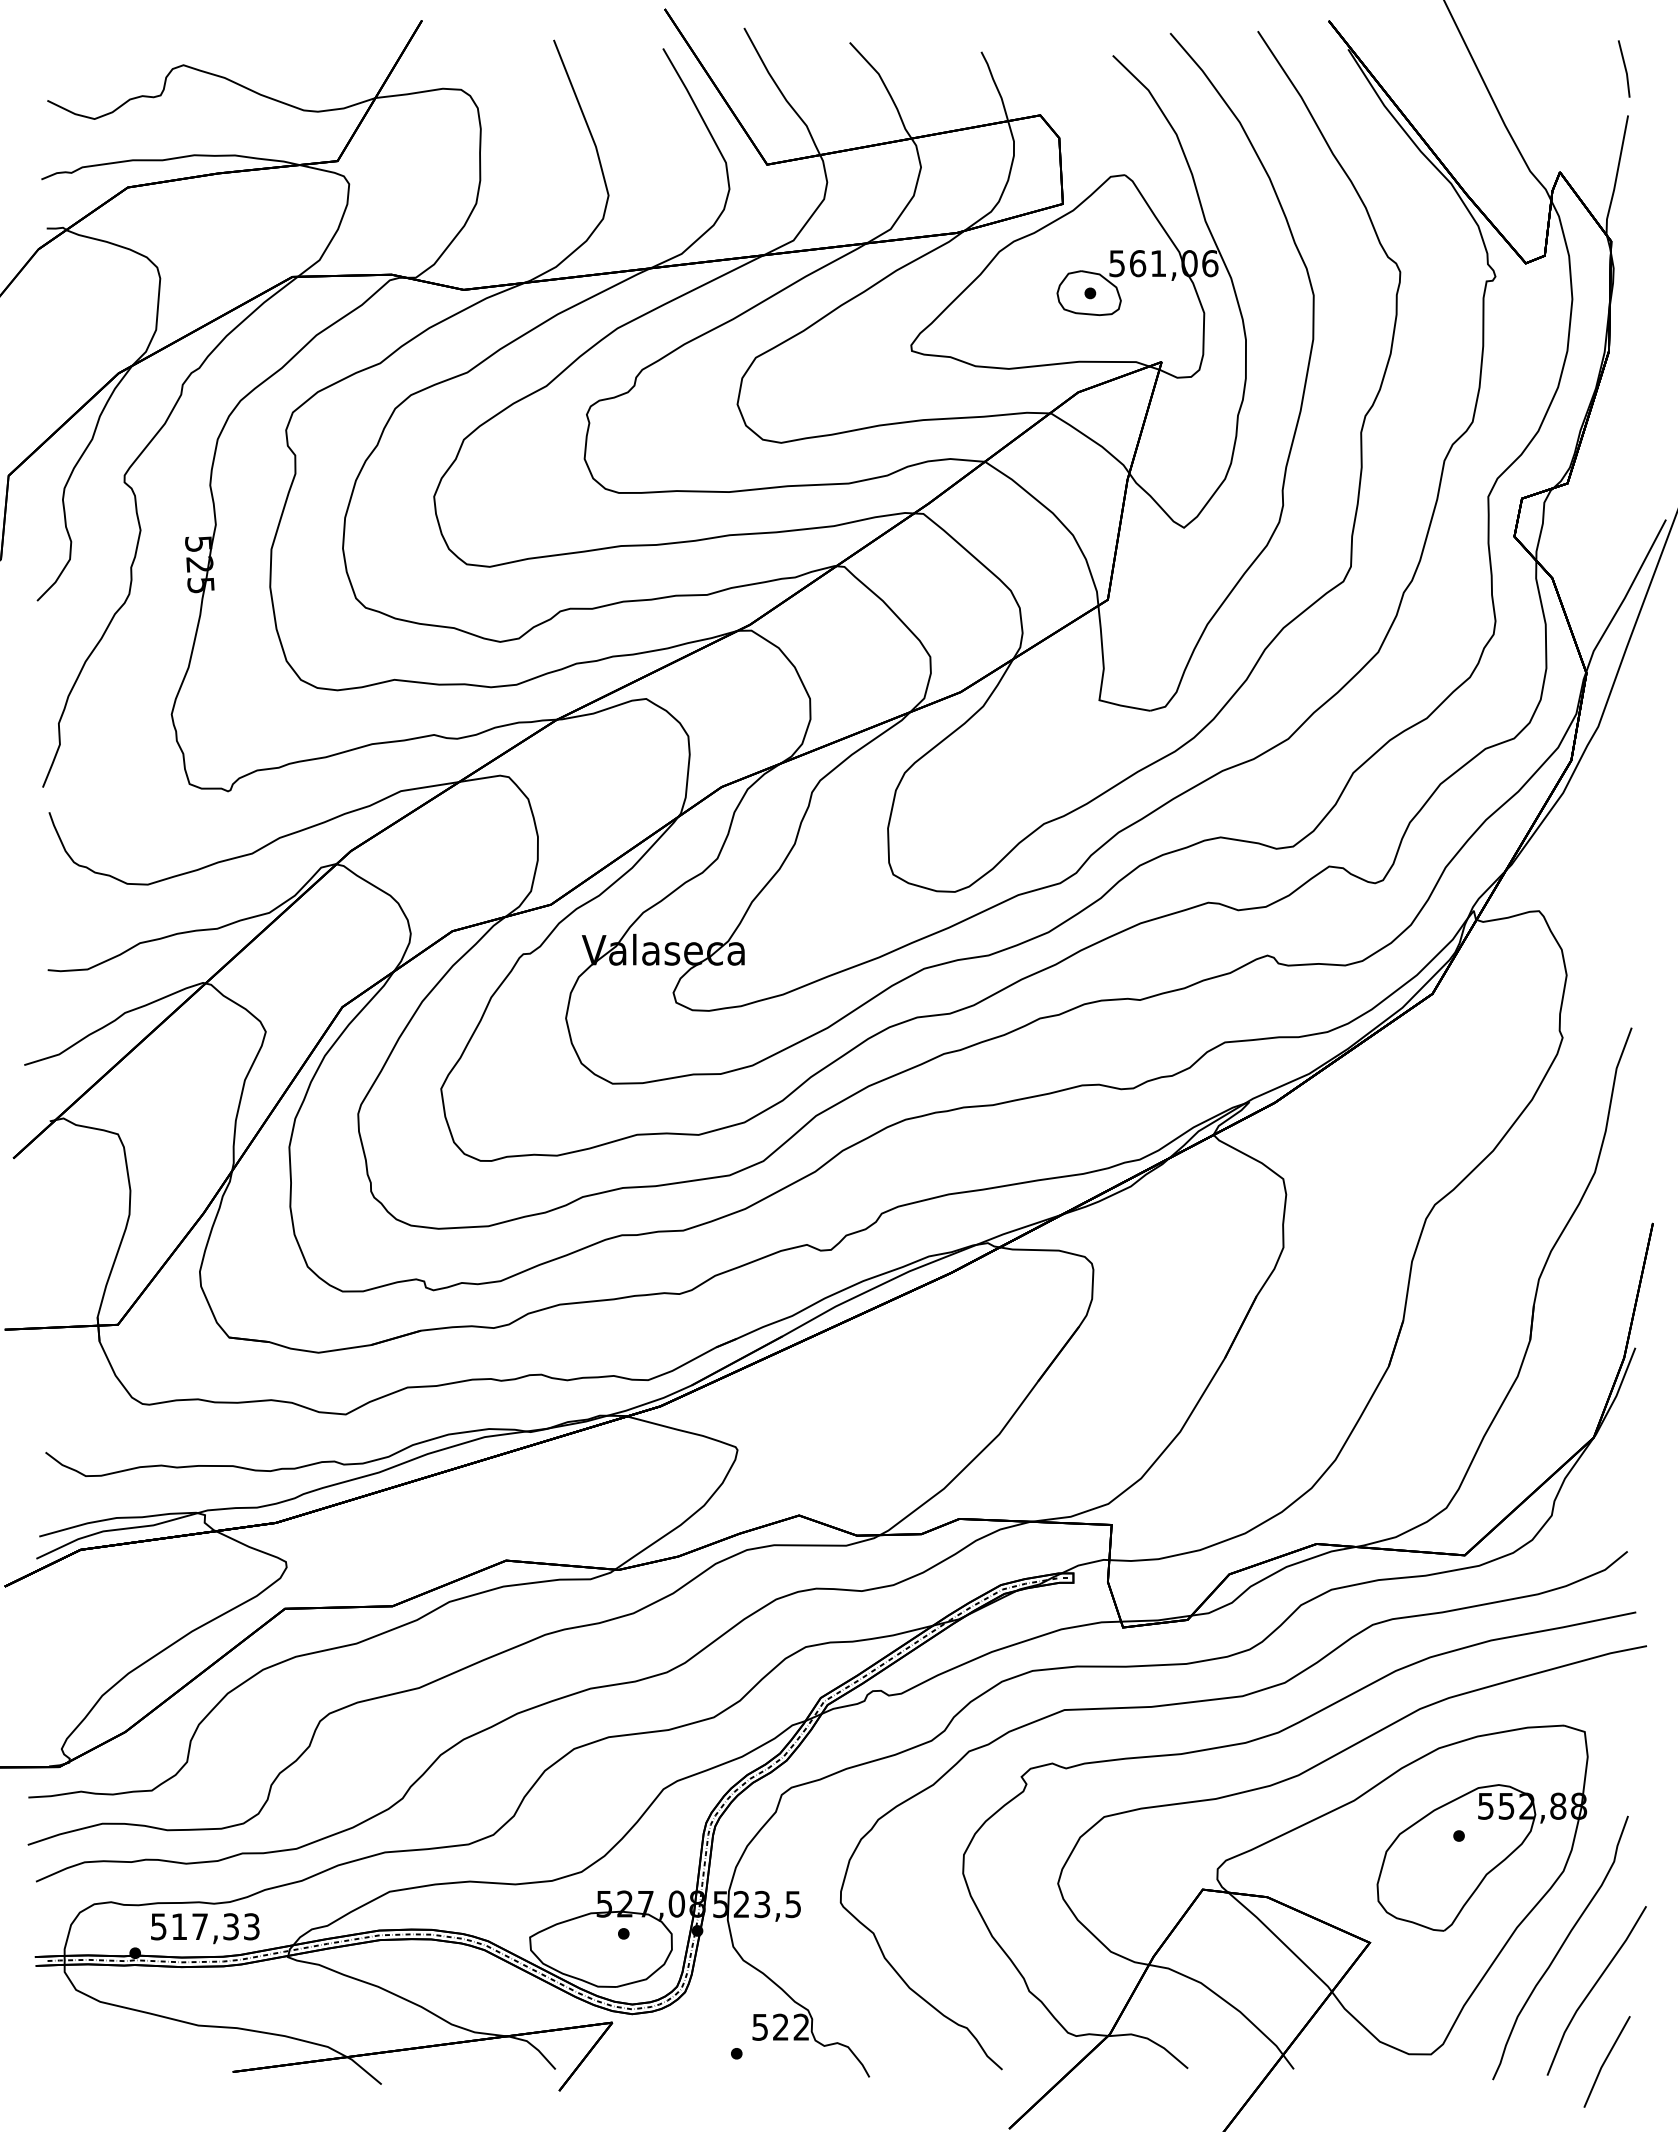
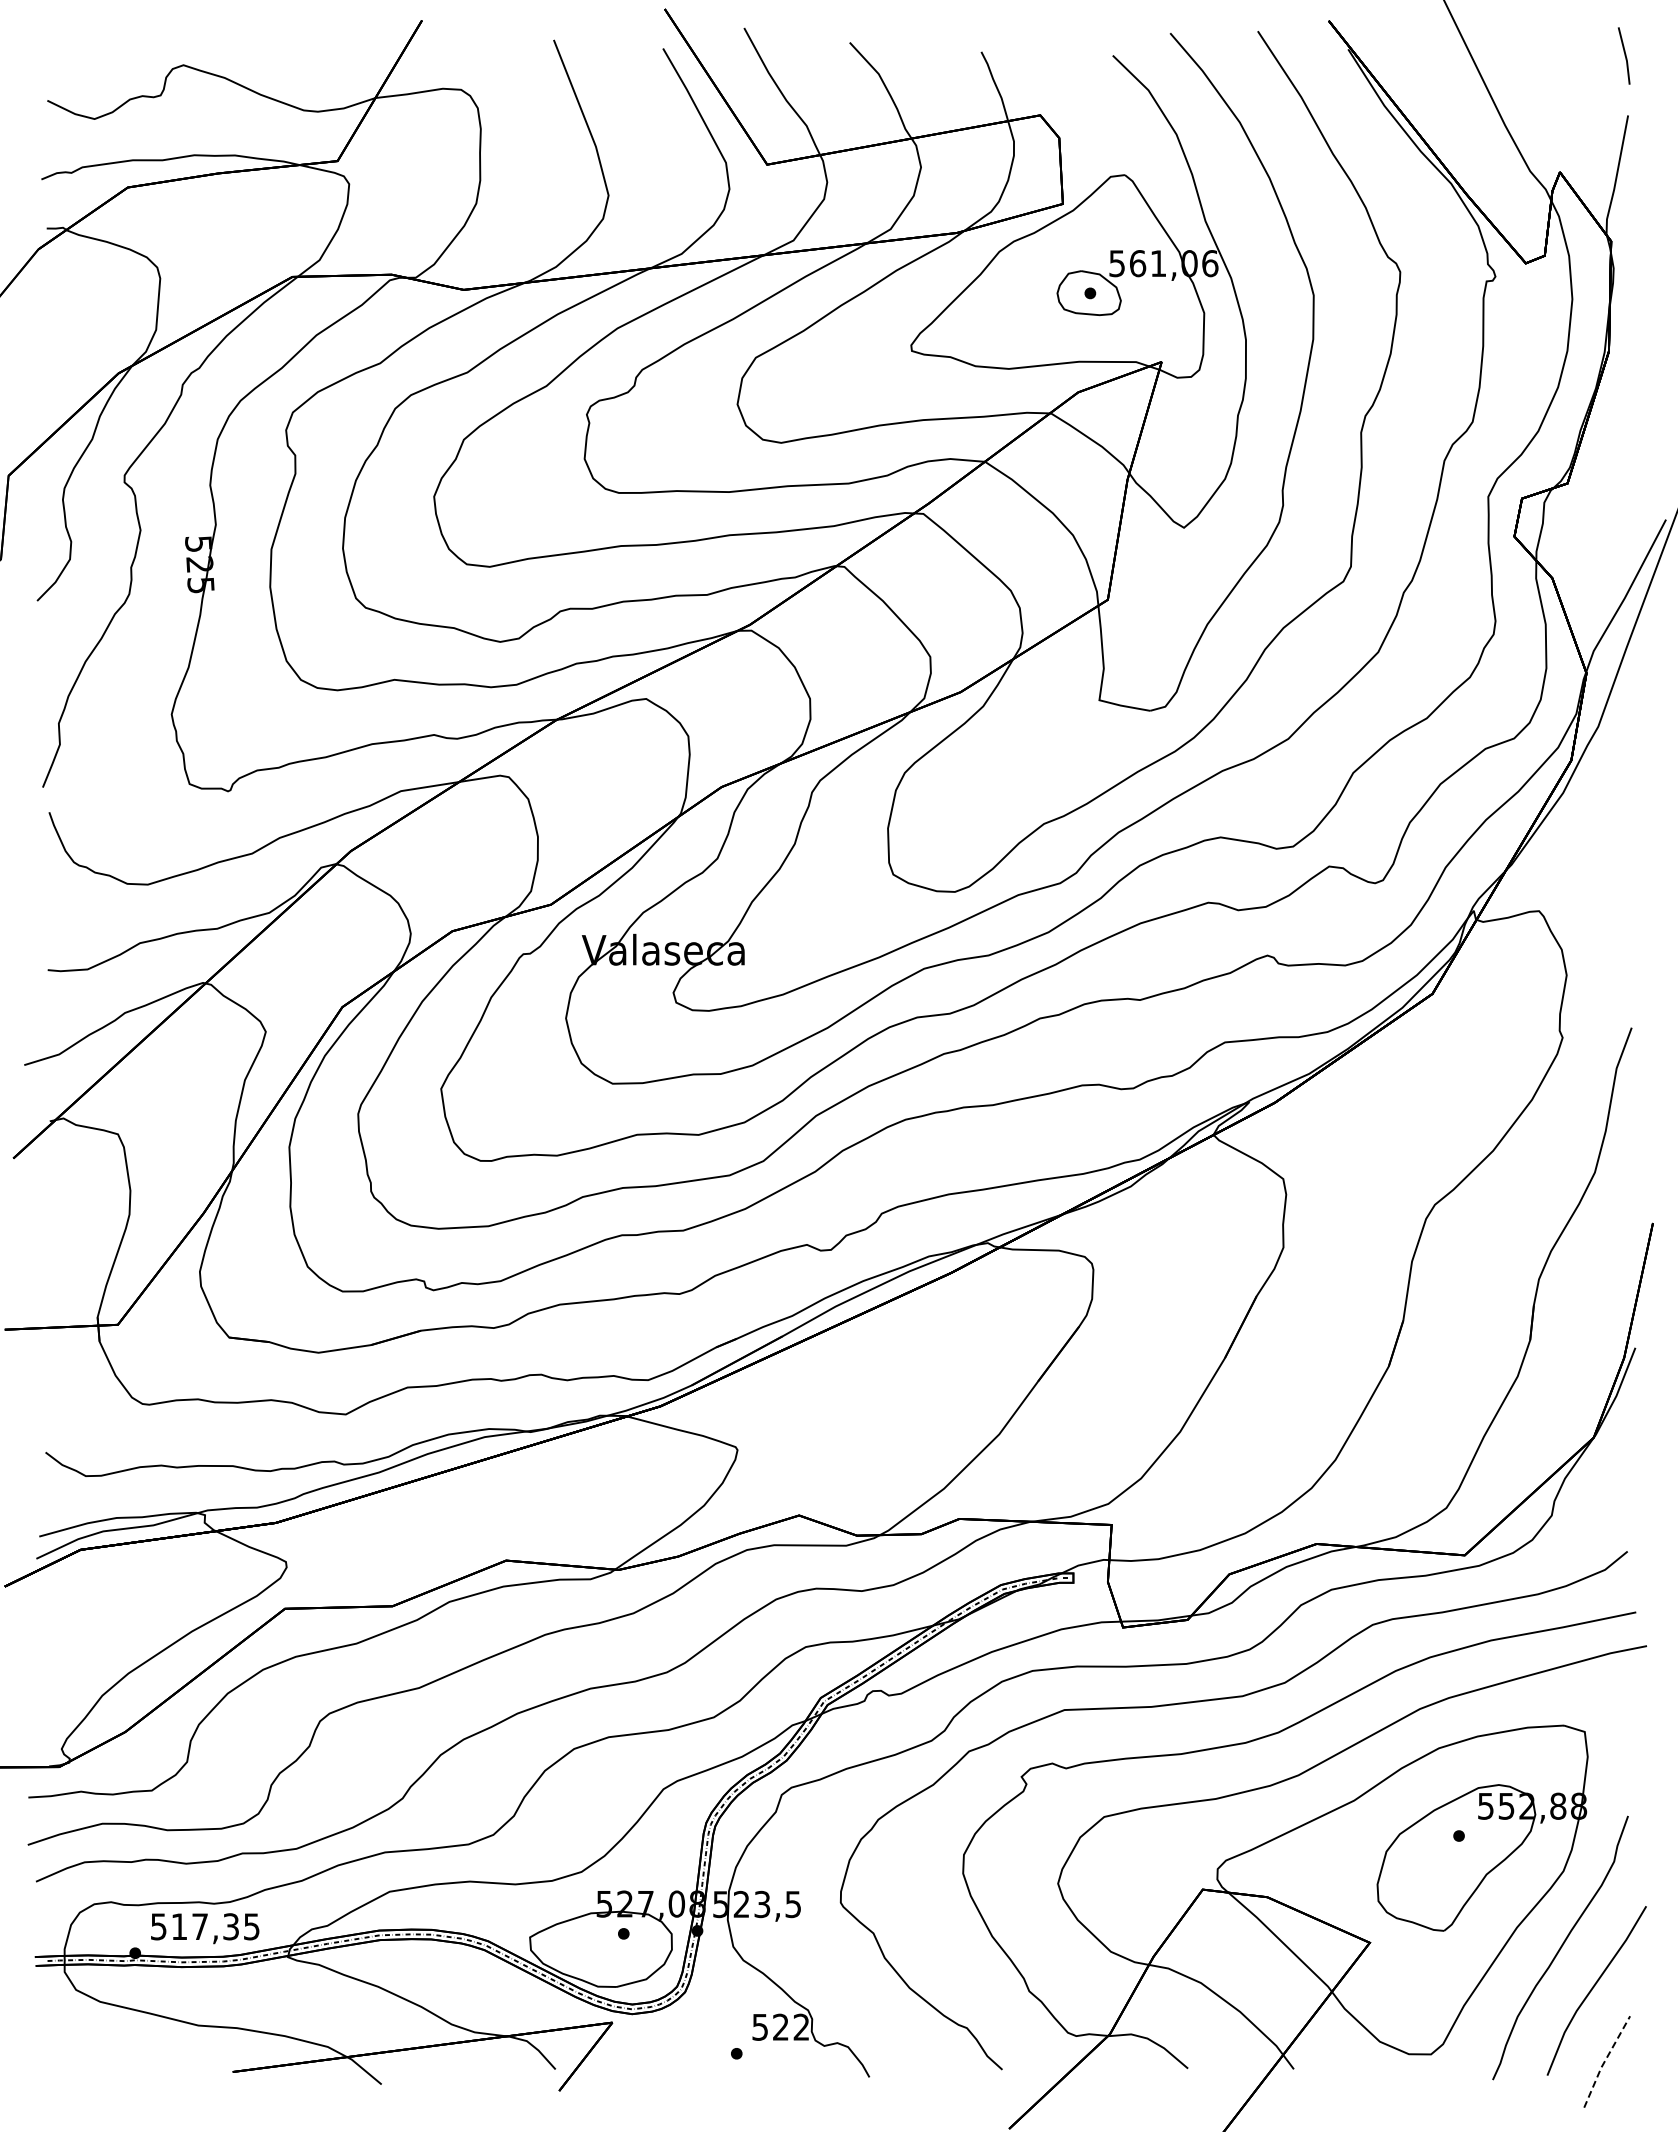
line position: (1624, 68) -> (1624, 55) (1624, 55)
text: 517,33 -> 517,35 (251, 1926)
line: solid -> dashed (1604, 2061)
